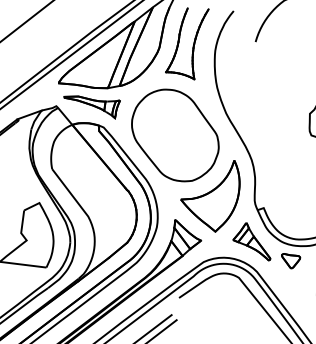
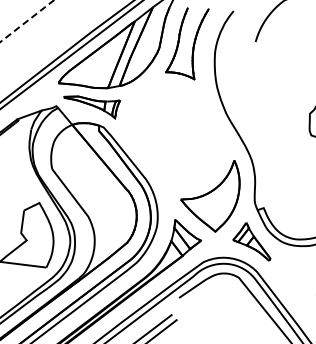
line: solid -> dashed (27, 20)
part: present -> none (175, 135)
part: present -> none (291, 261)
